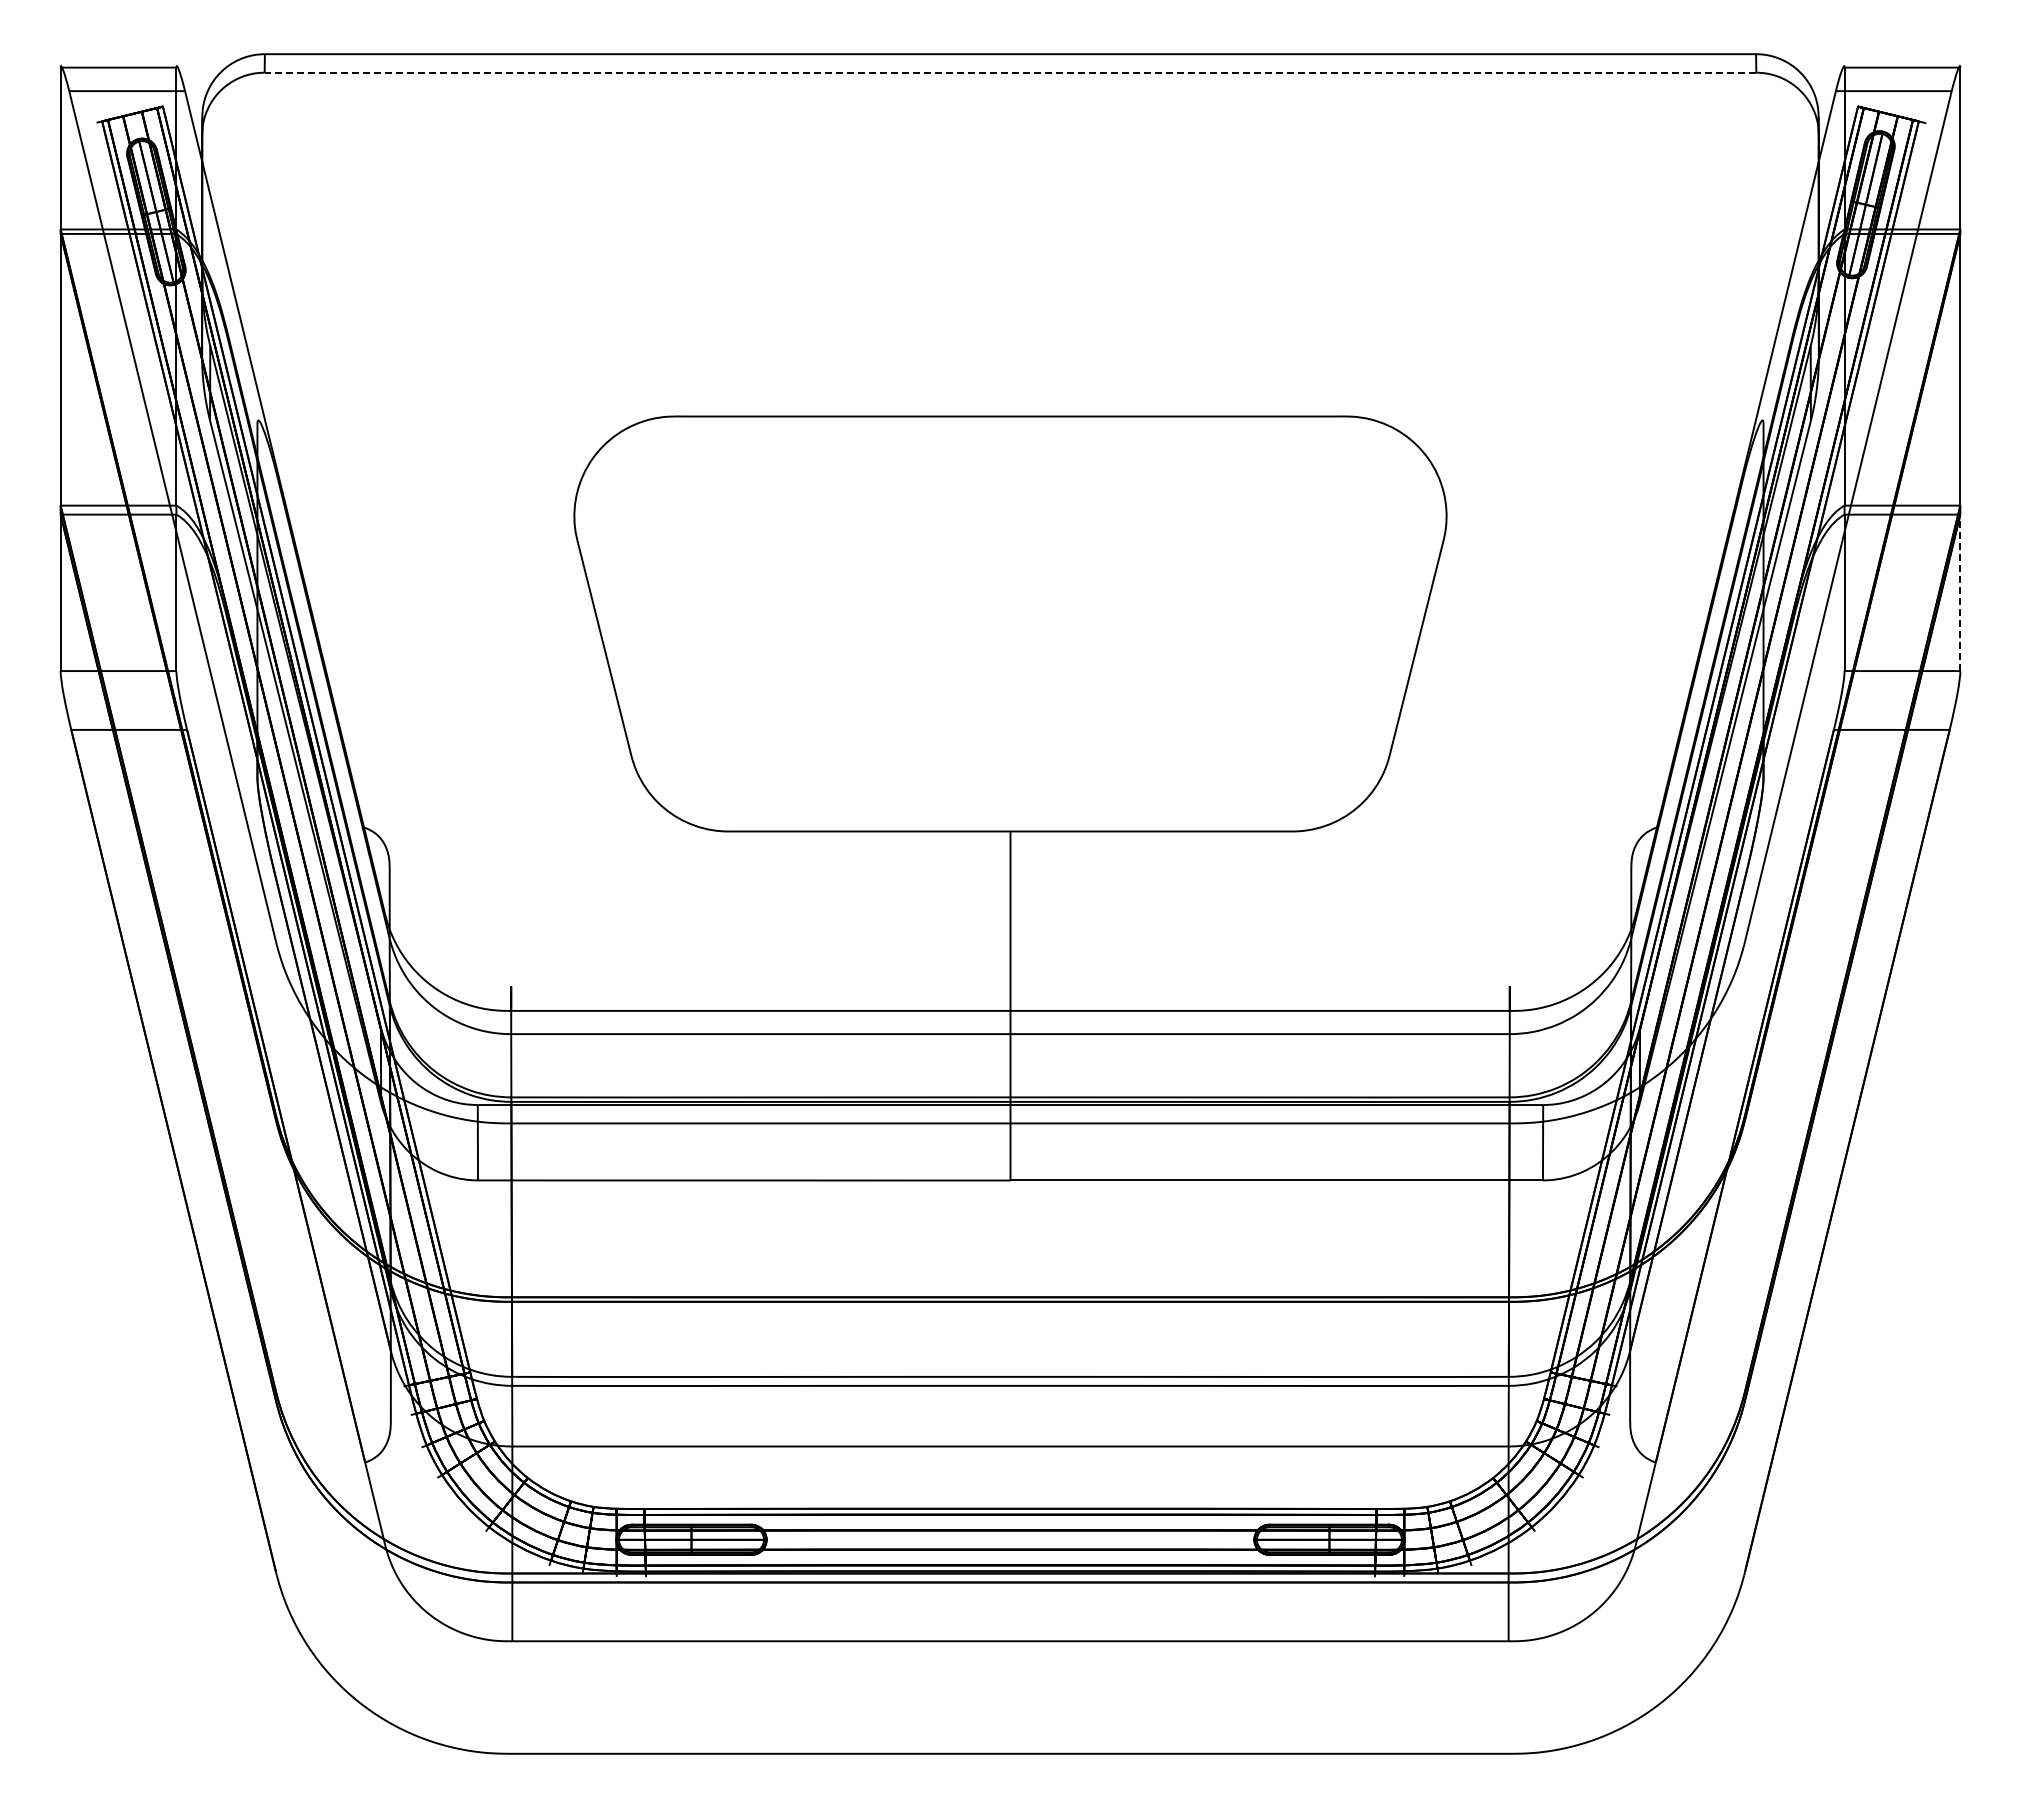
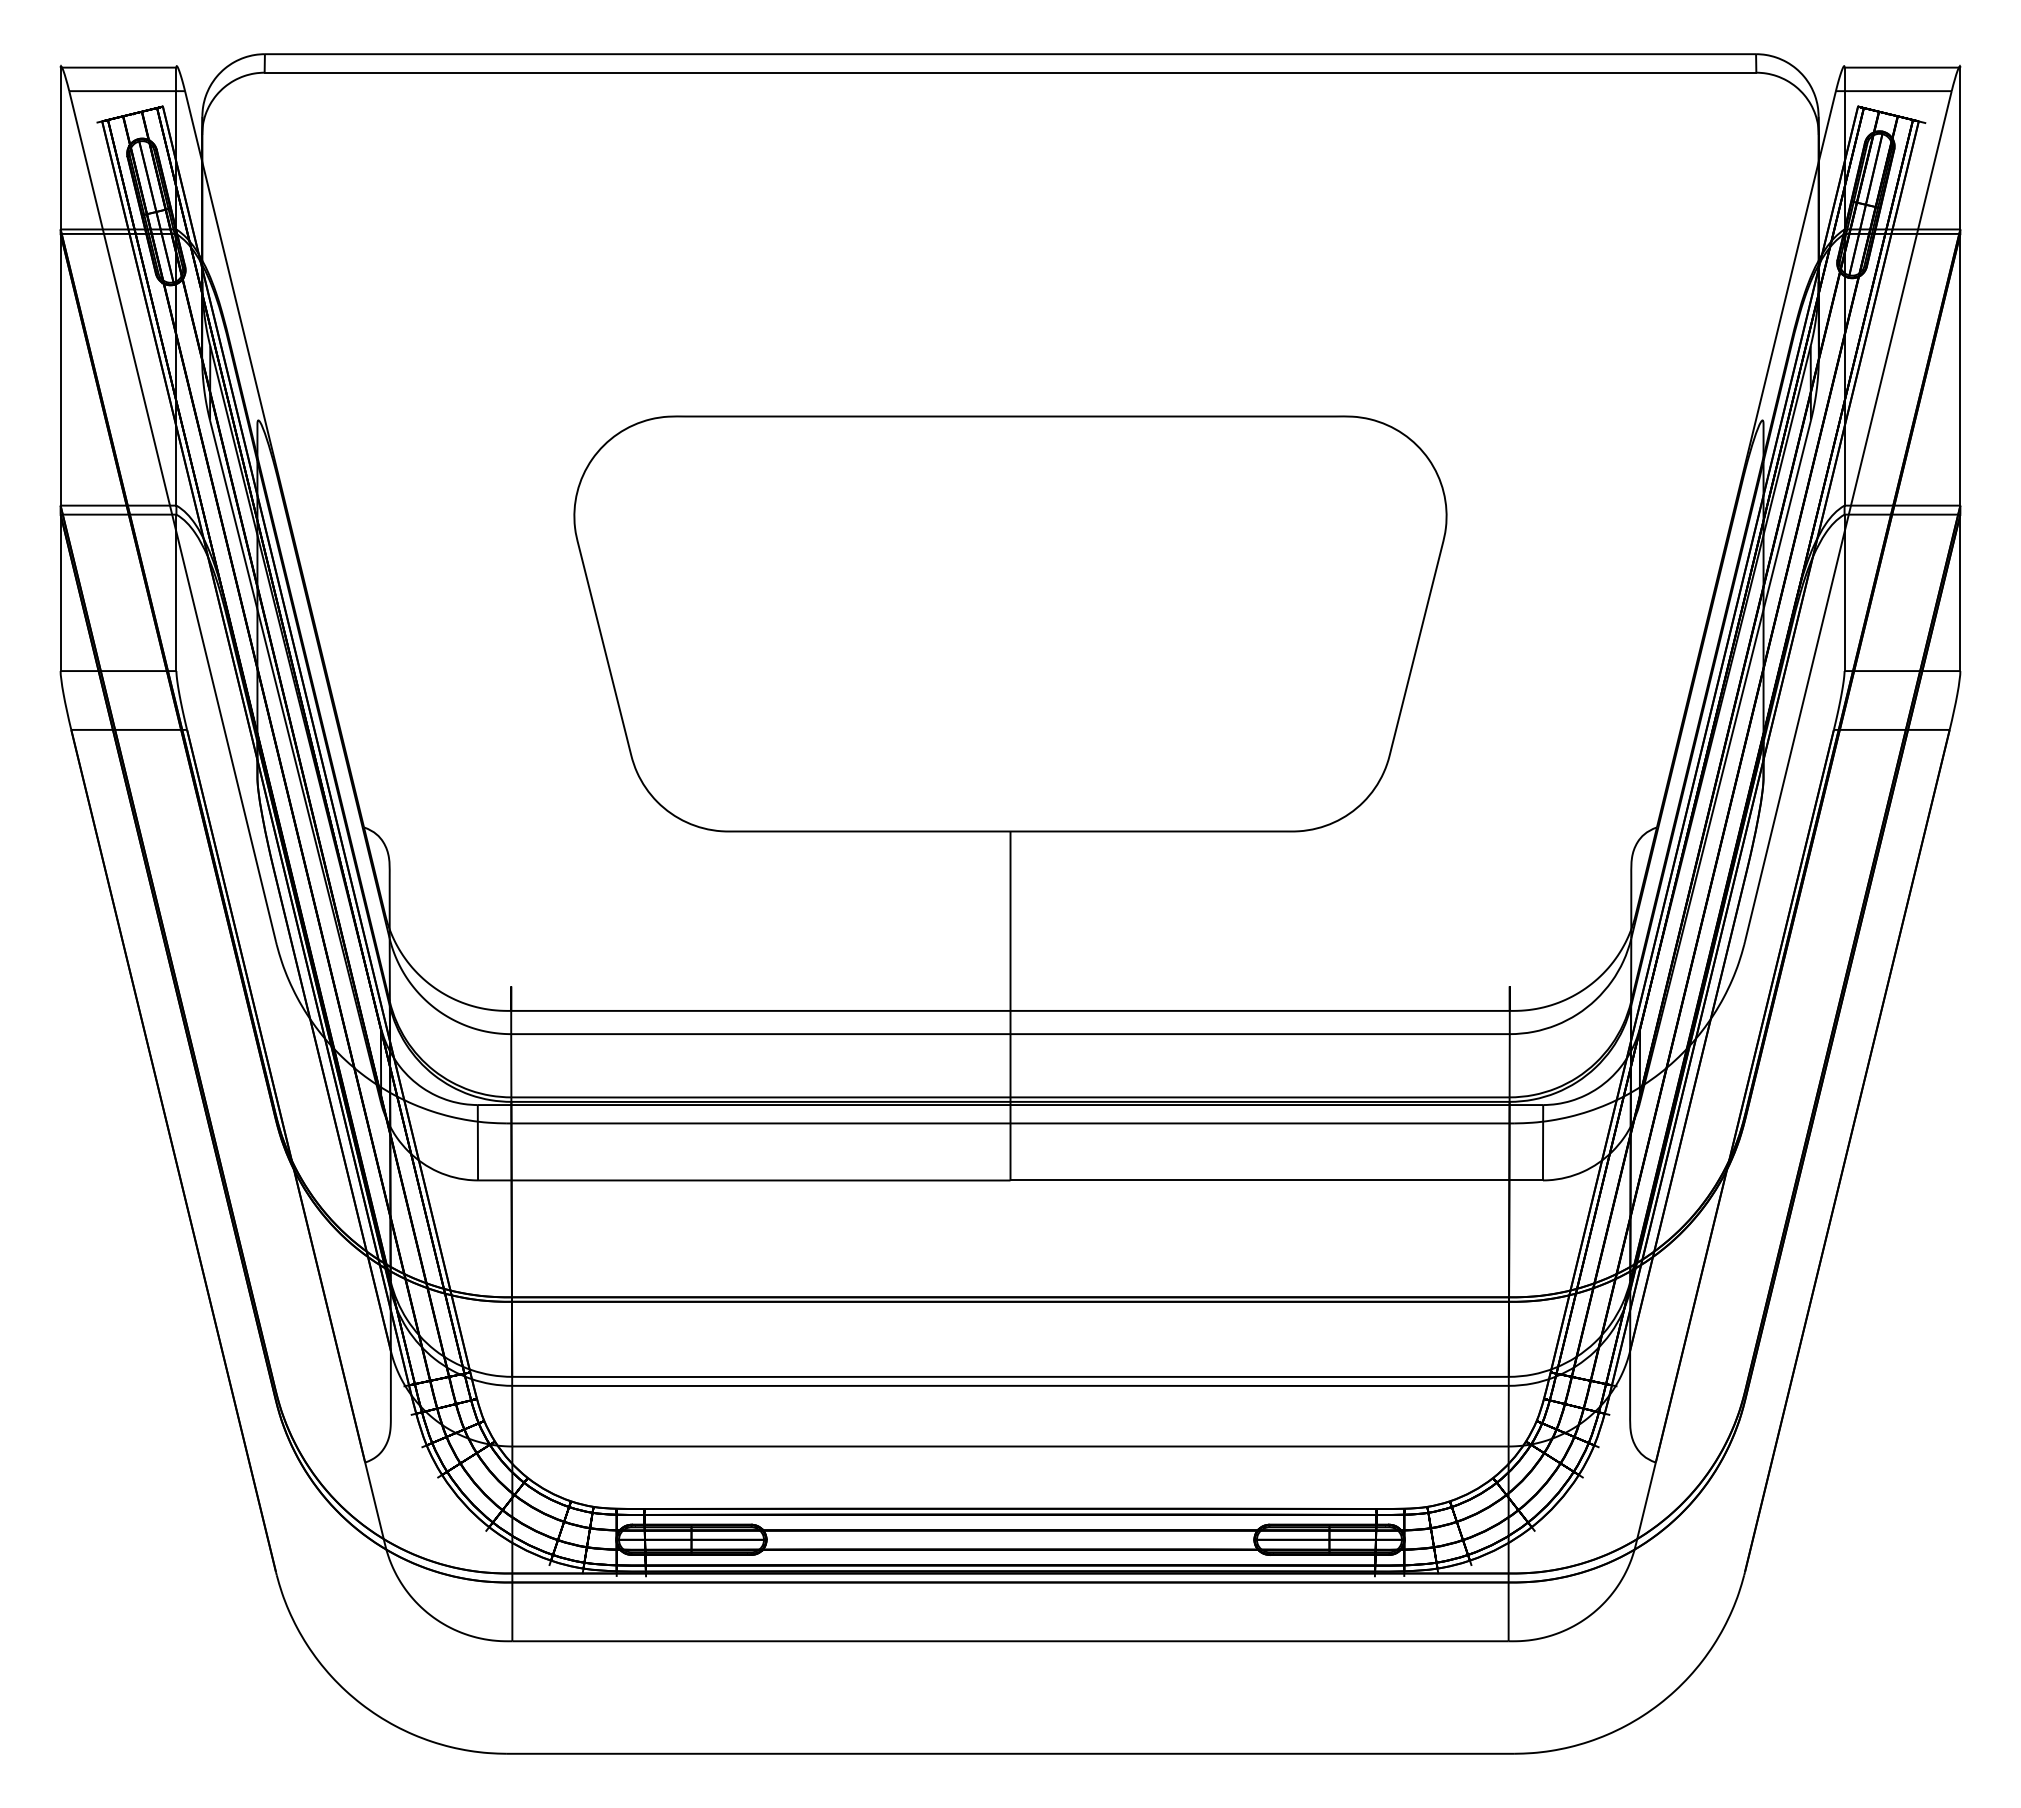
line: dashed -> solid (1010, 72)
line: dashed -> solid (1960, 592)
